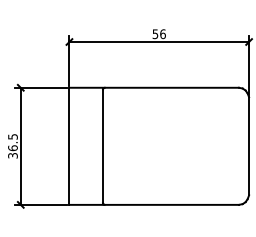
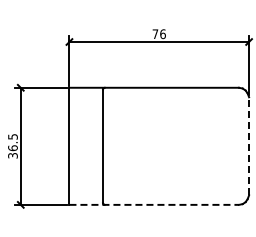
text: 56 -> 76 (155, 34)
line: solid -> dashed (249, 145)
line: solid -> dashed (154, 204)
